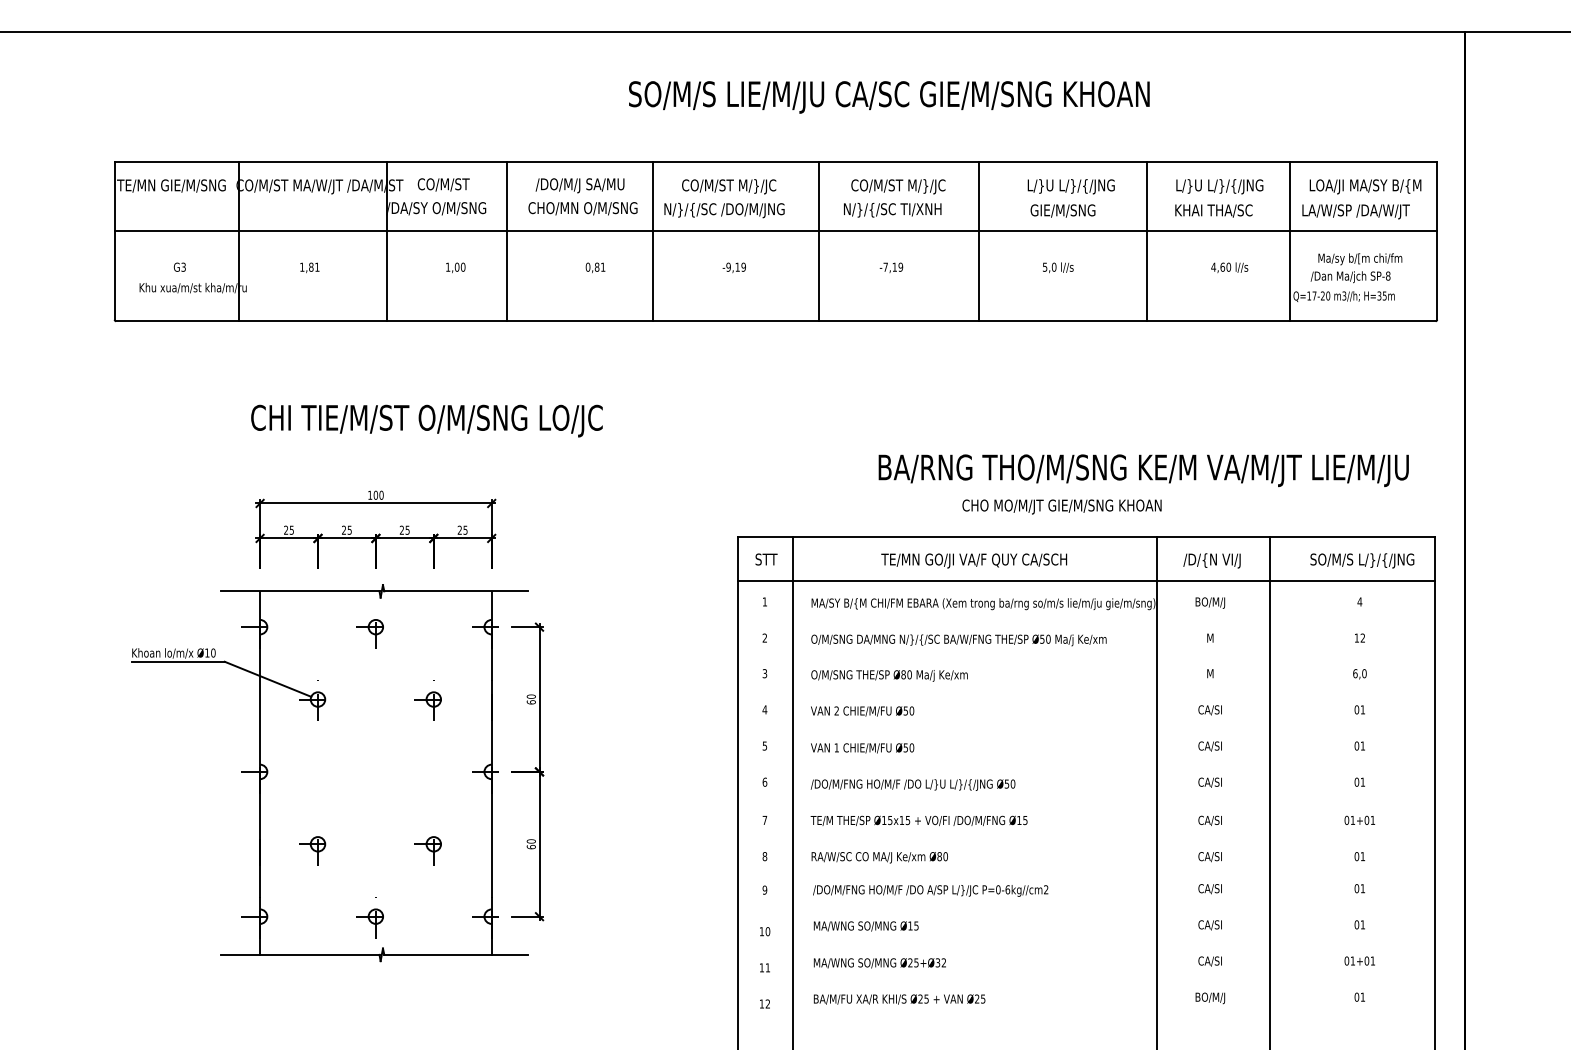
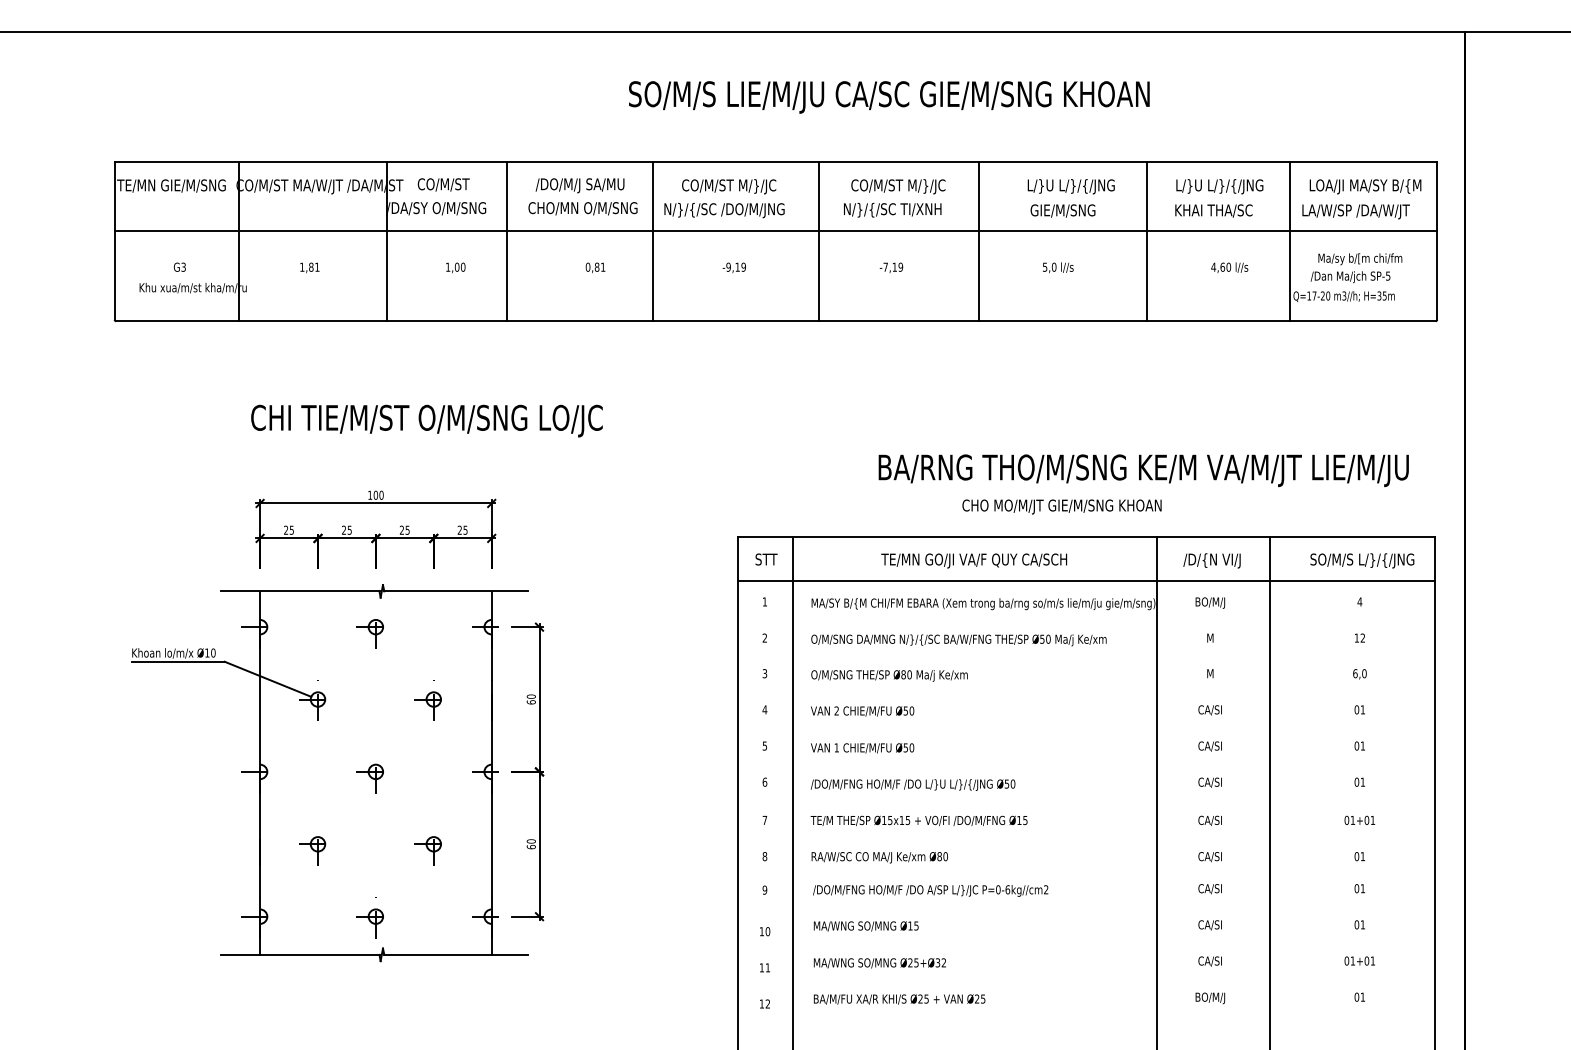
text: SP-8 -> SP-5 (1388, 275)
part: none -> present (369, 778)
